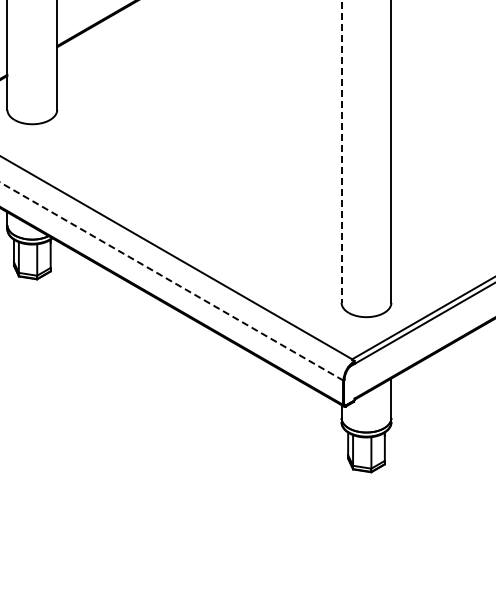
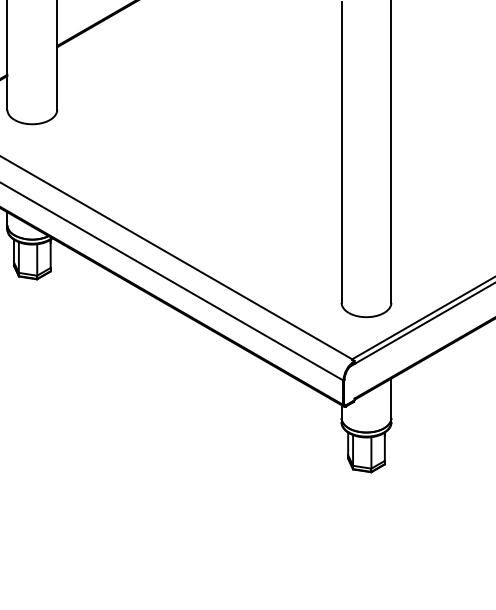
line: dashed -> solid (341, 152)
line: dashed -> solid (171, 281)
